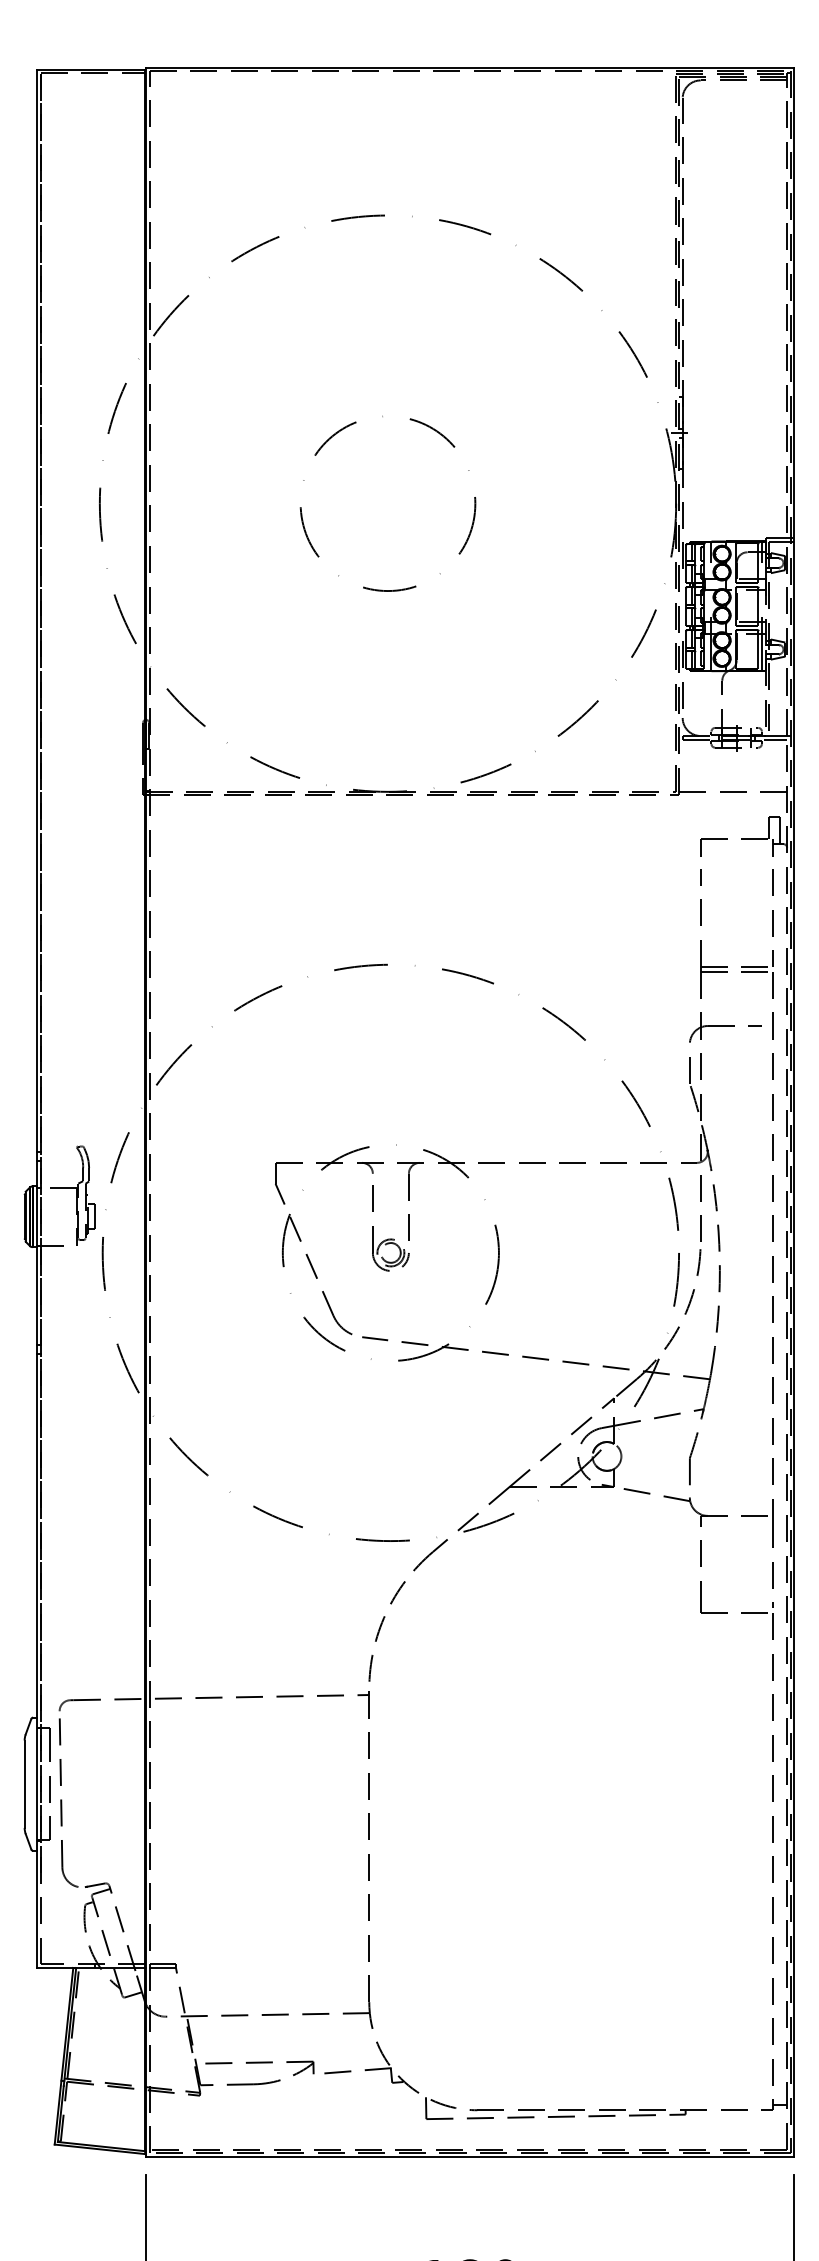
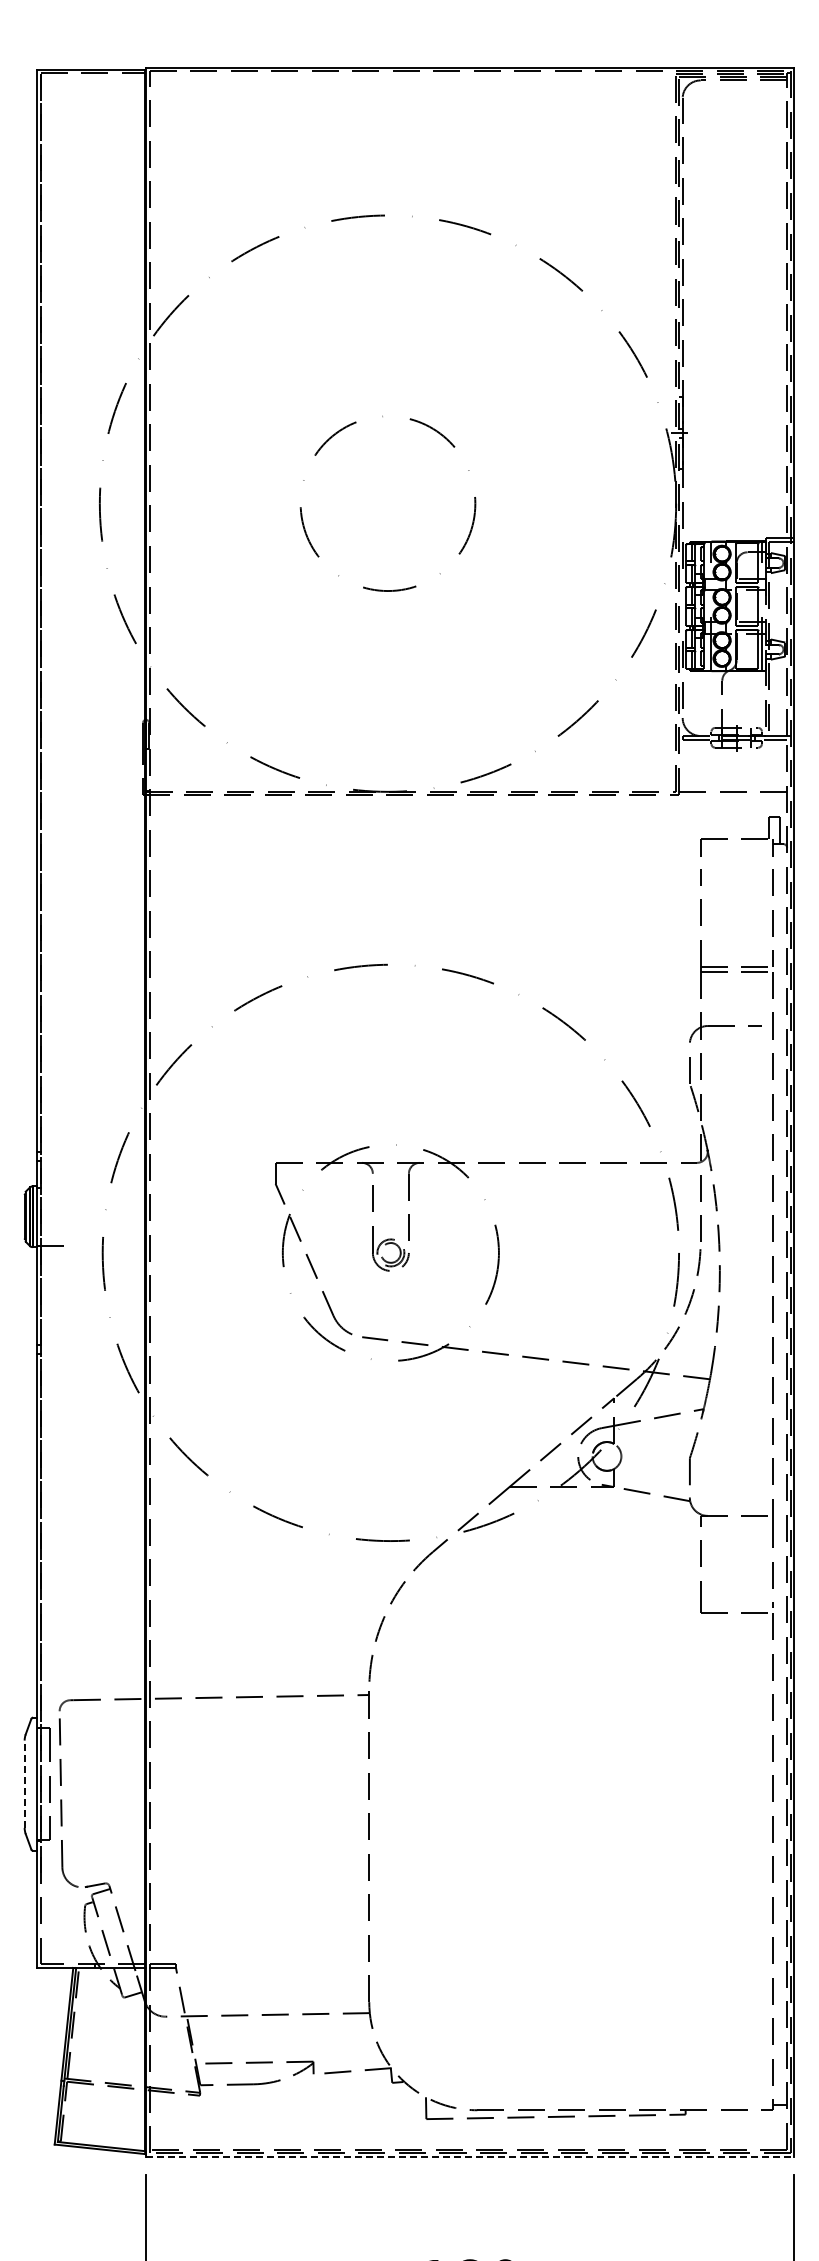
part: present -> none (72, 1195)
line: solid -> dashed (24, 1784)
line: solid -> dashed (470, 2157)
